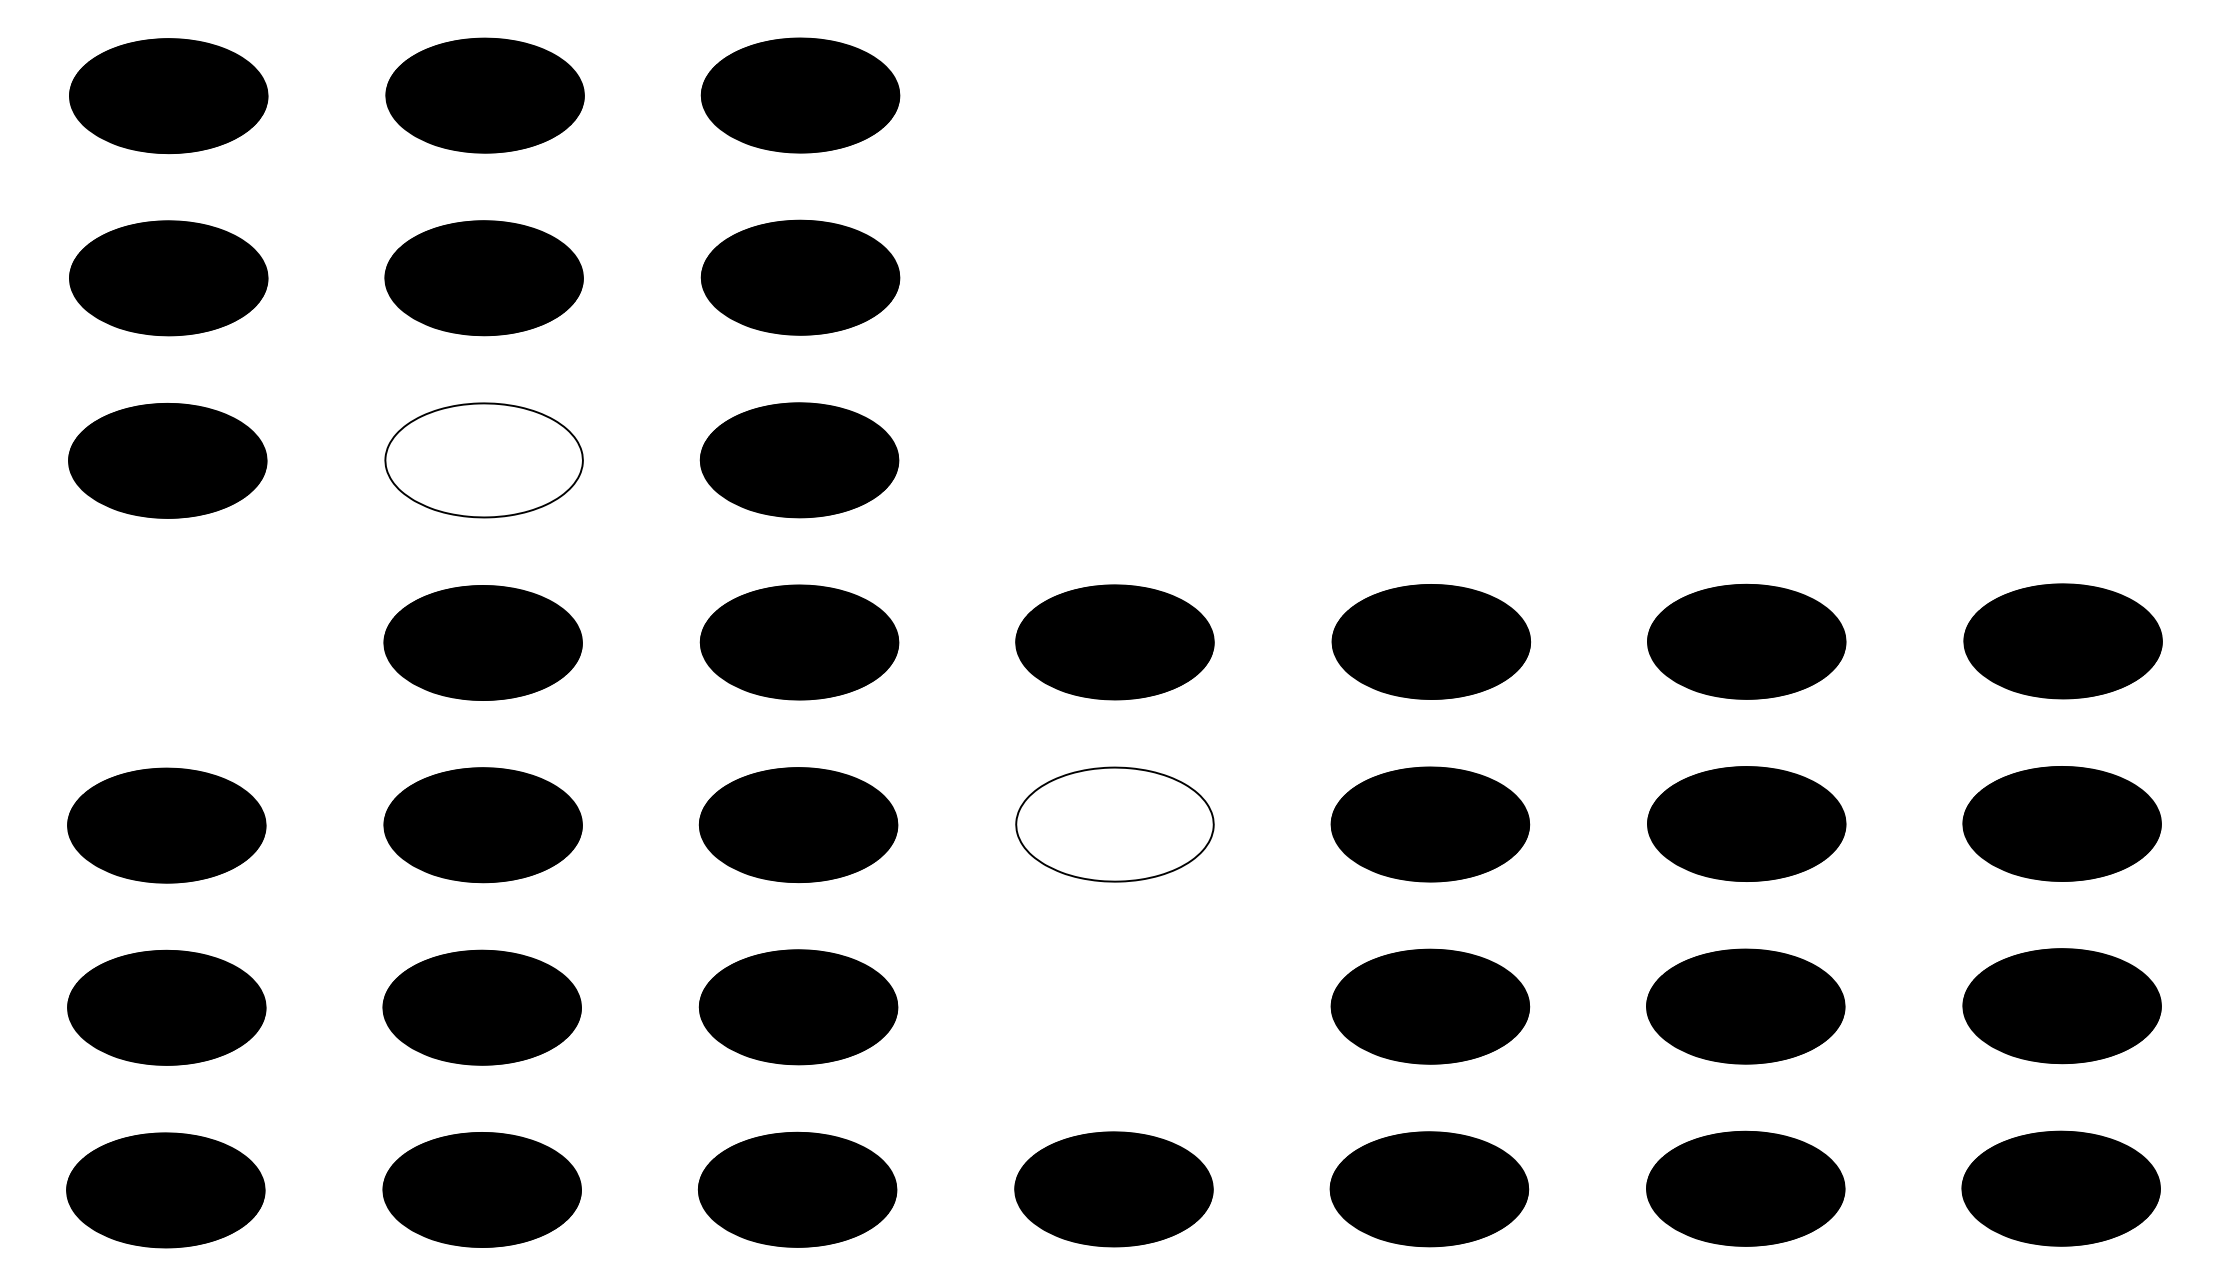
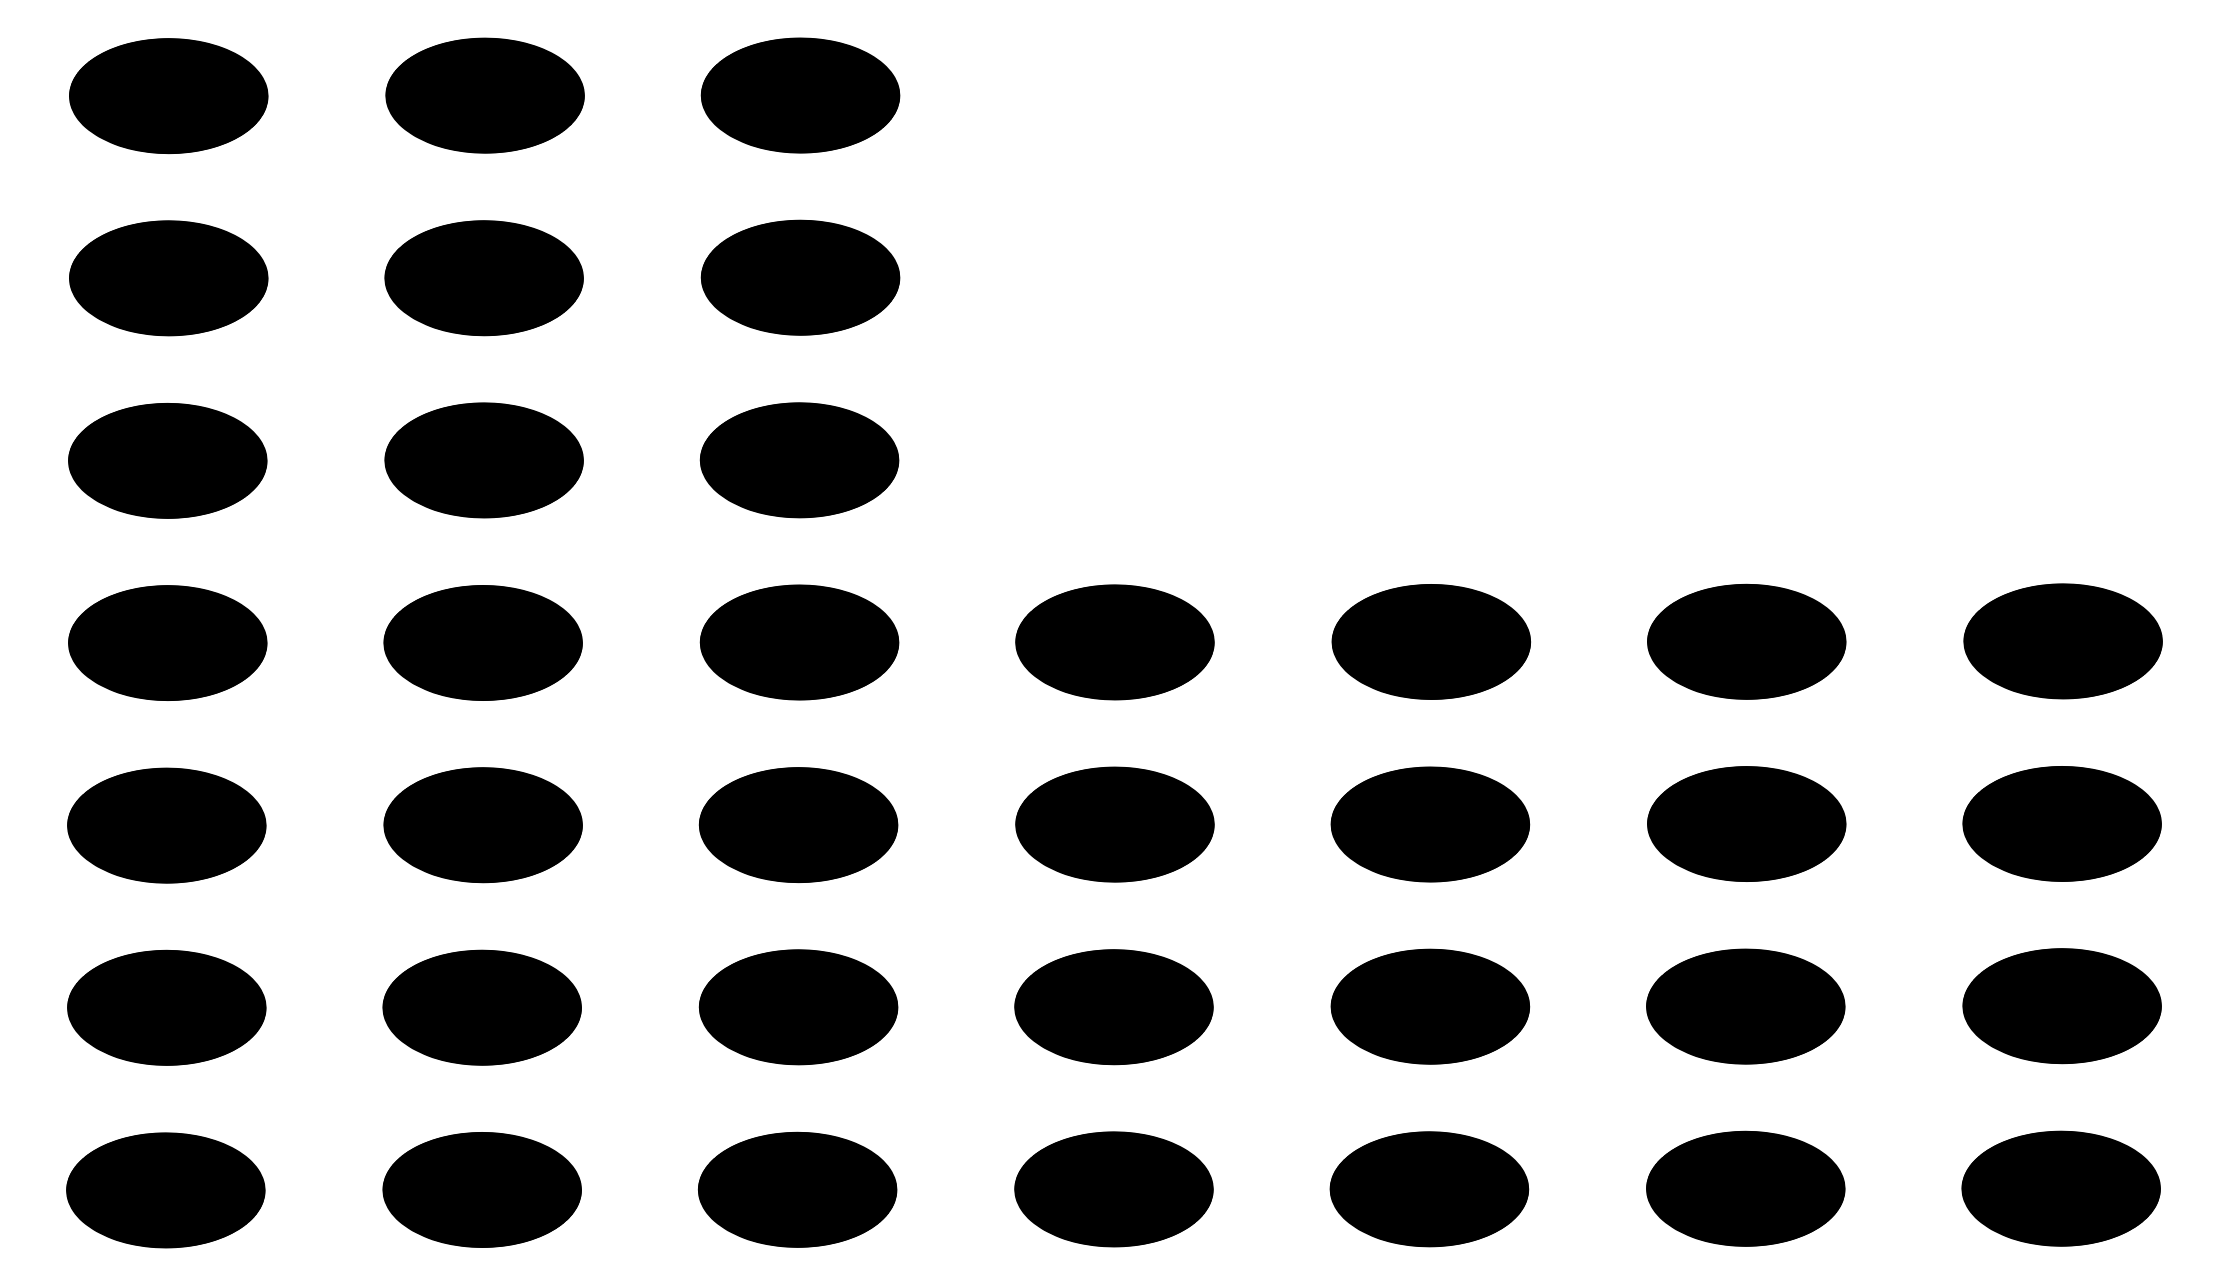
hatch: none -> present (483, 460)
part: none -> present (167, 642)
hatch: none -> present (1114, 824)
part: none -> present (1113, 1007)
